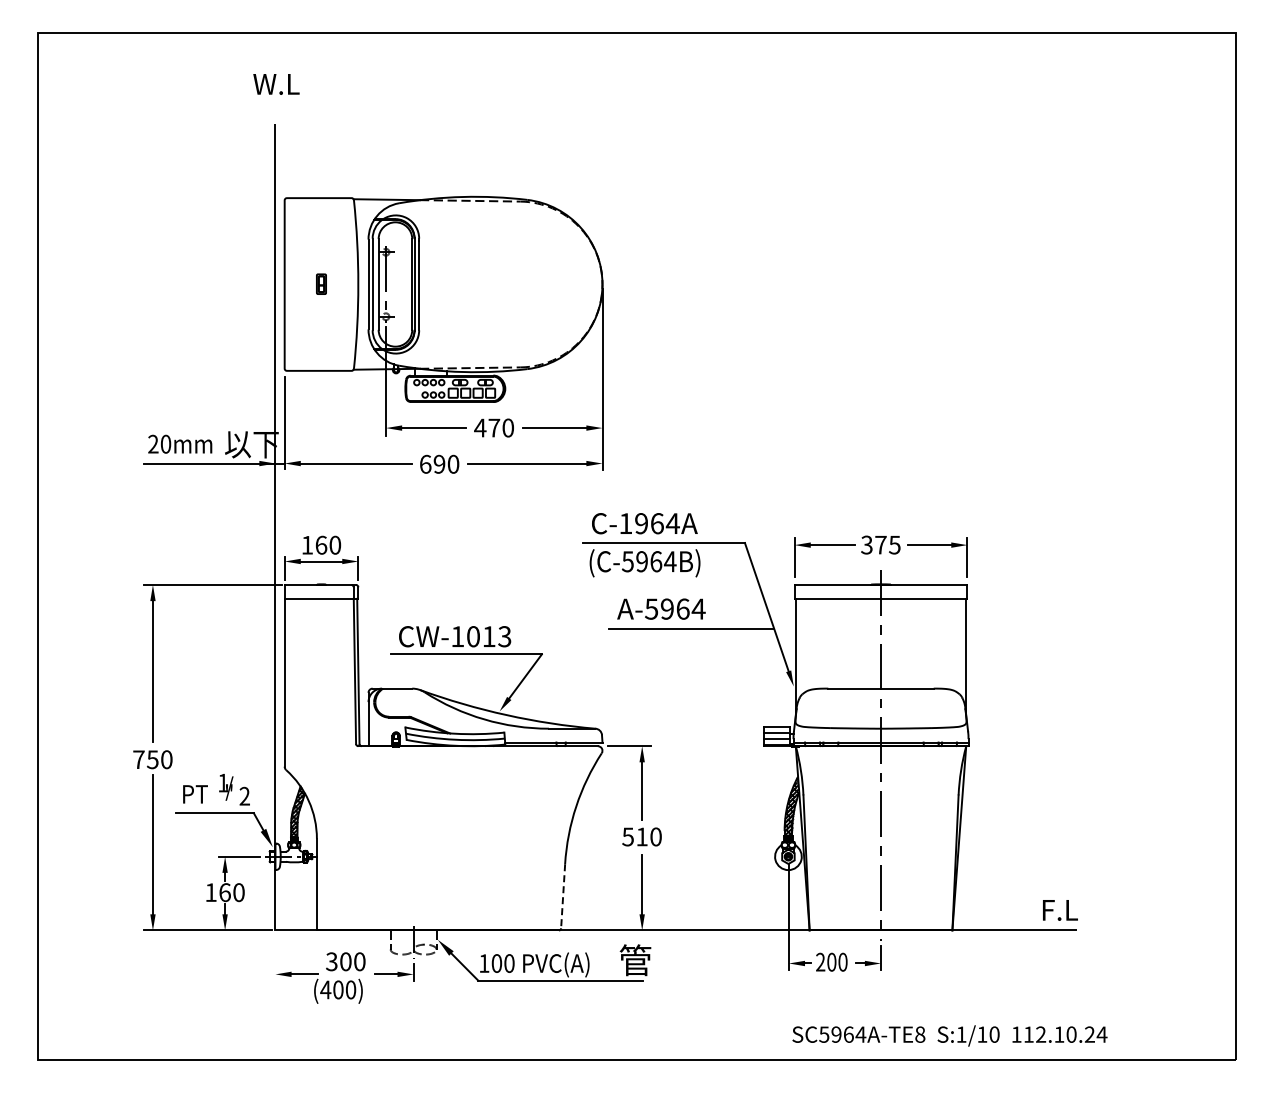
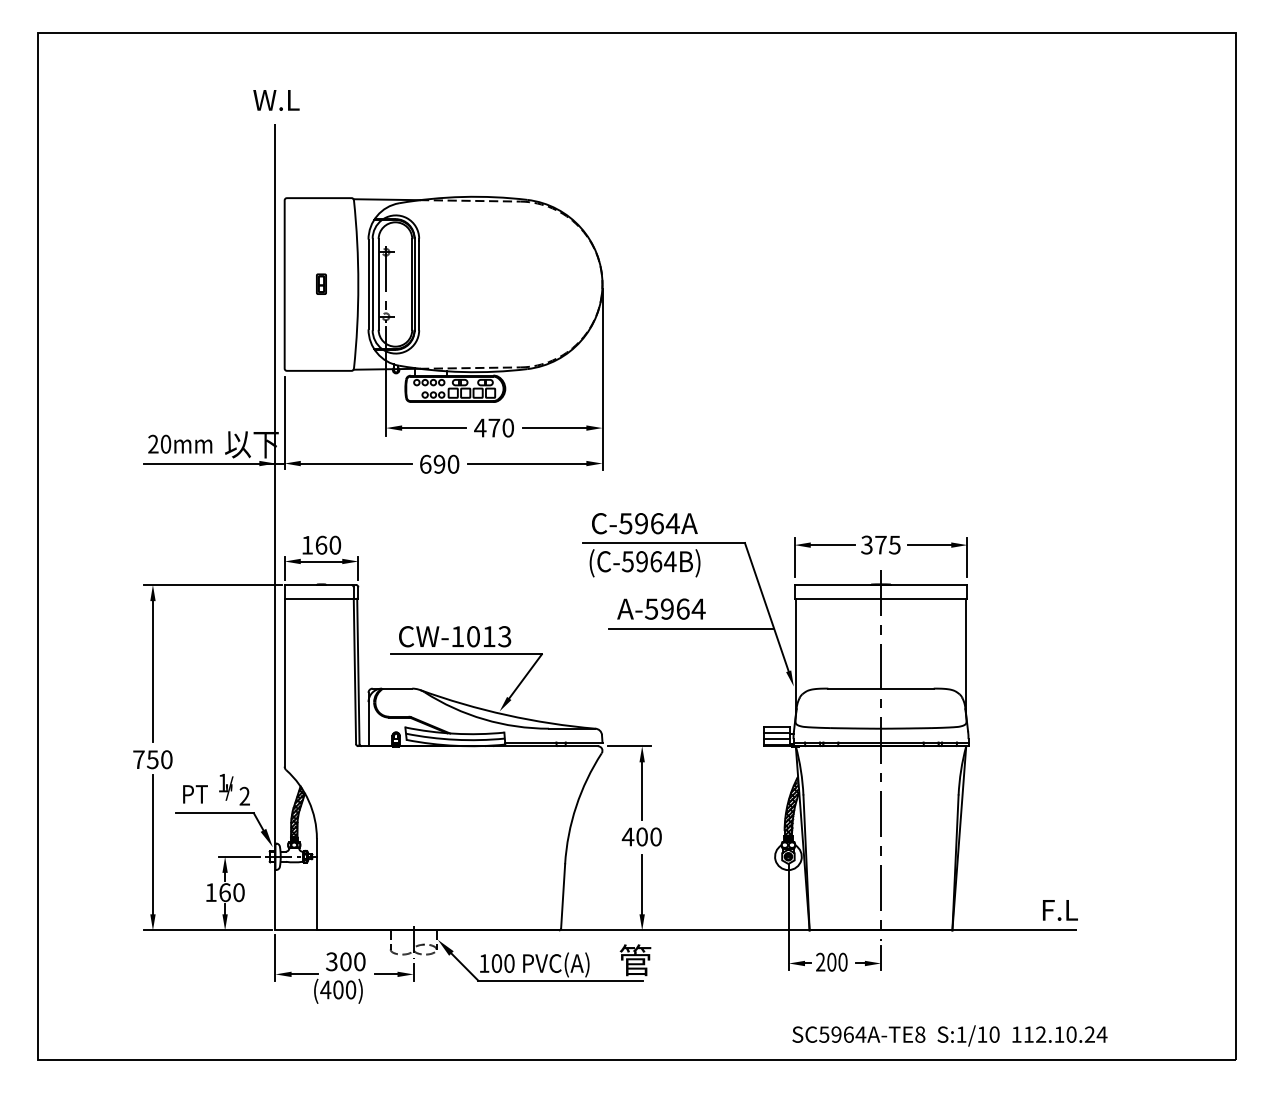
text position: (276, 84) -> (276, 100) (276, 100)
text: C-1964A -> C-5964A (625, 523)
text: 510 -> 400 (634, 836)
line: dashed -> solid (563, 896)
line: none -> present (275, 958)
